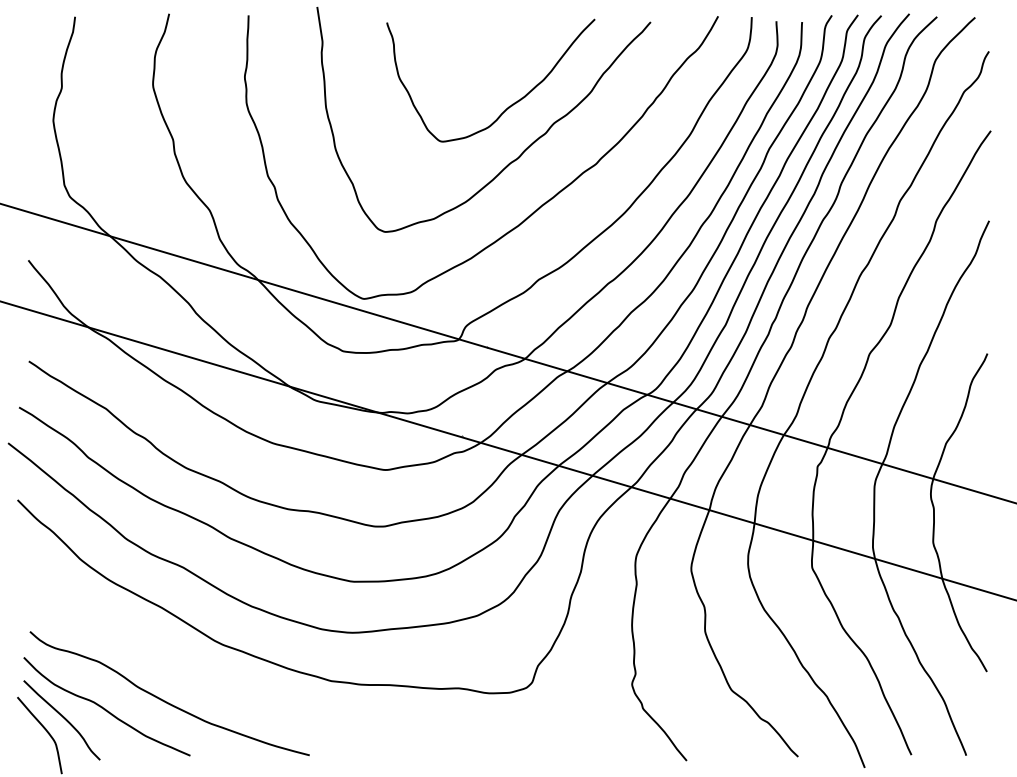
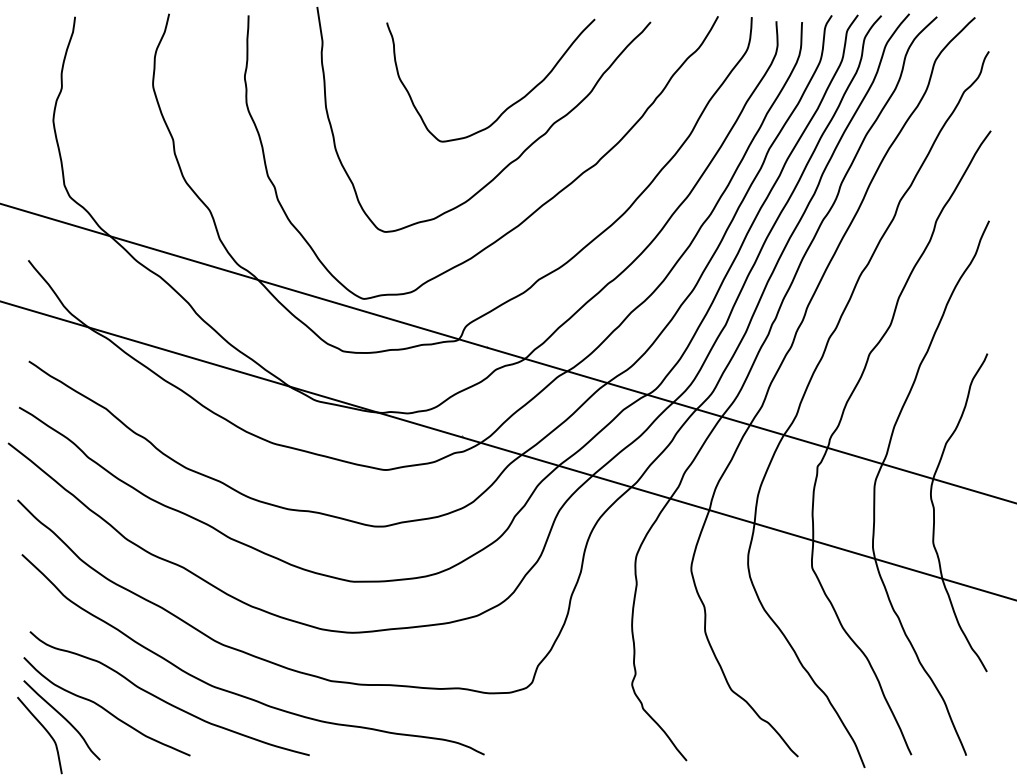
curve: none -> present (238, 693)
